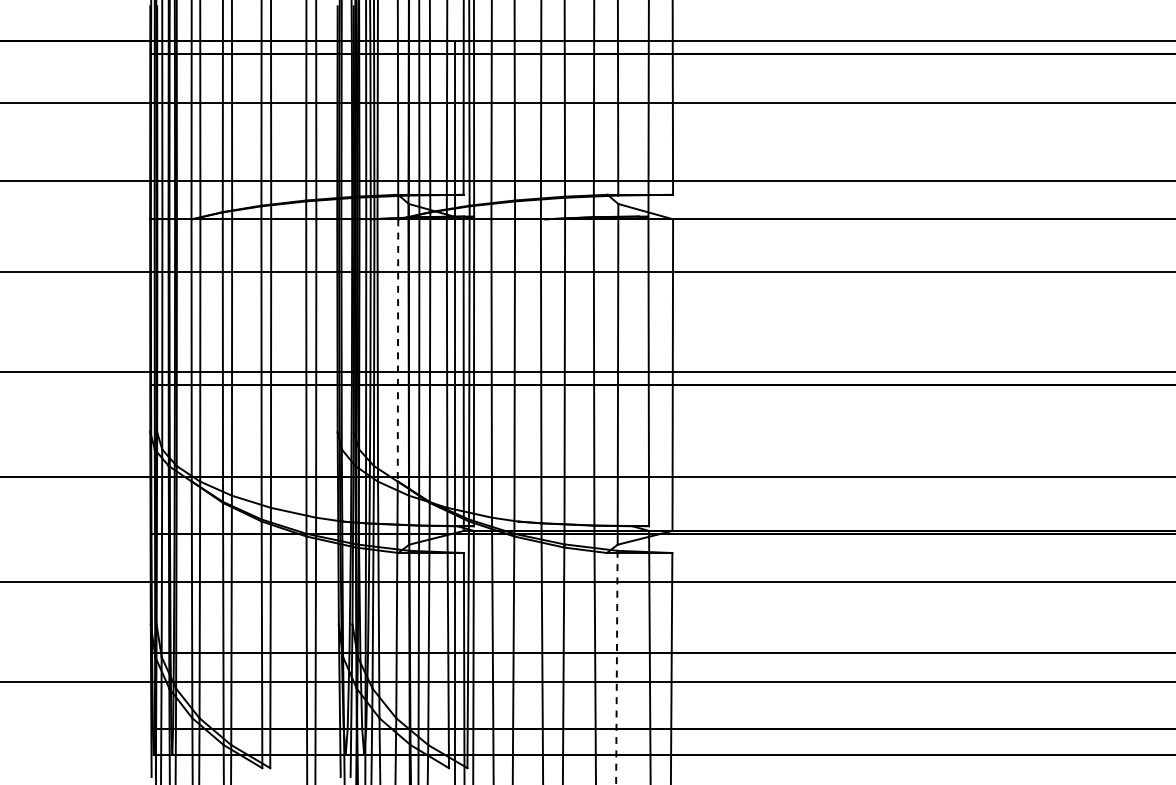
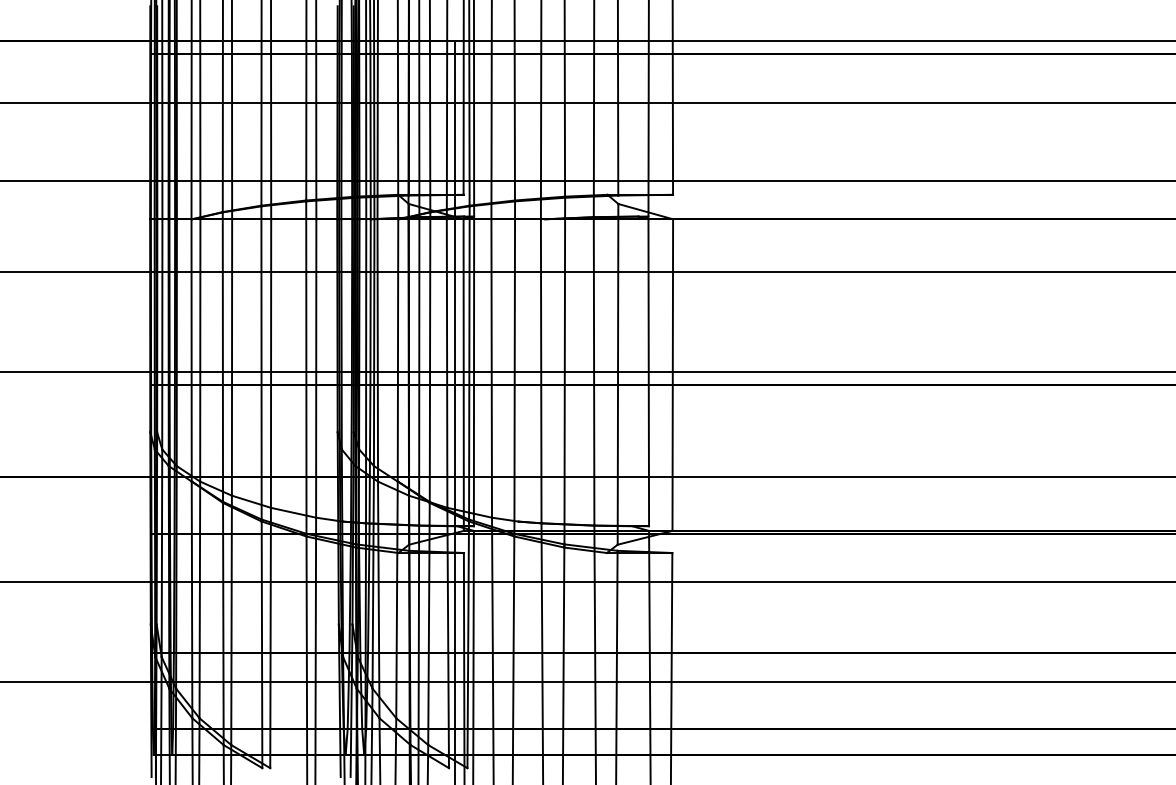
line: dashed -> solid (398, 350)
line: dashed -> solid (616, 667)
